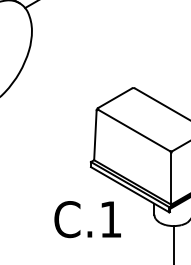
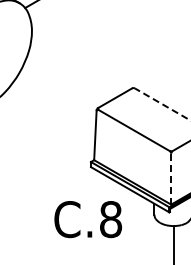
line: solid -> dashed (162, 104)
line: solid -> dashed (171, 179)
text: C.1 -> C.8 (111, 219)
